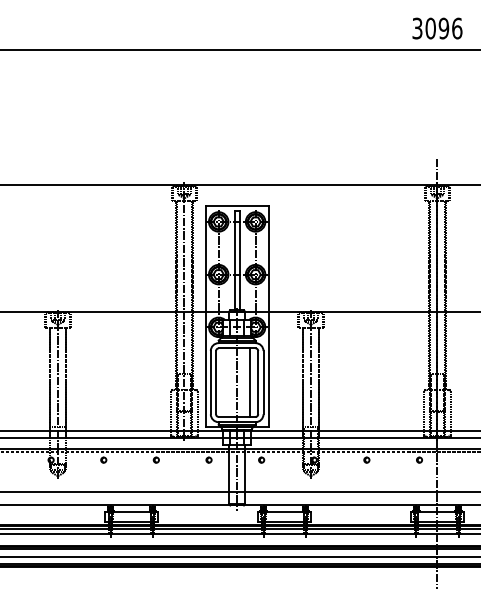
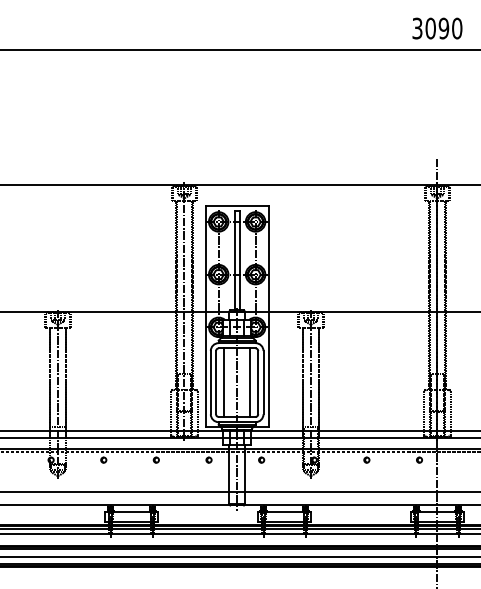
text: 3096 -> 3090 (457, 28)
line: none -> present (223, 382)
